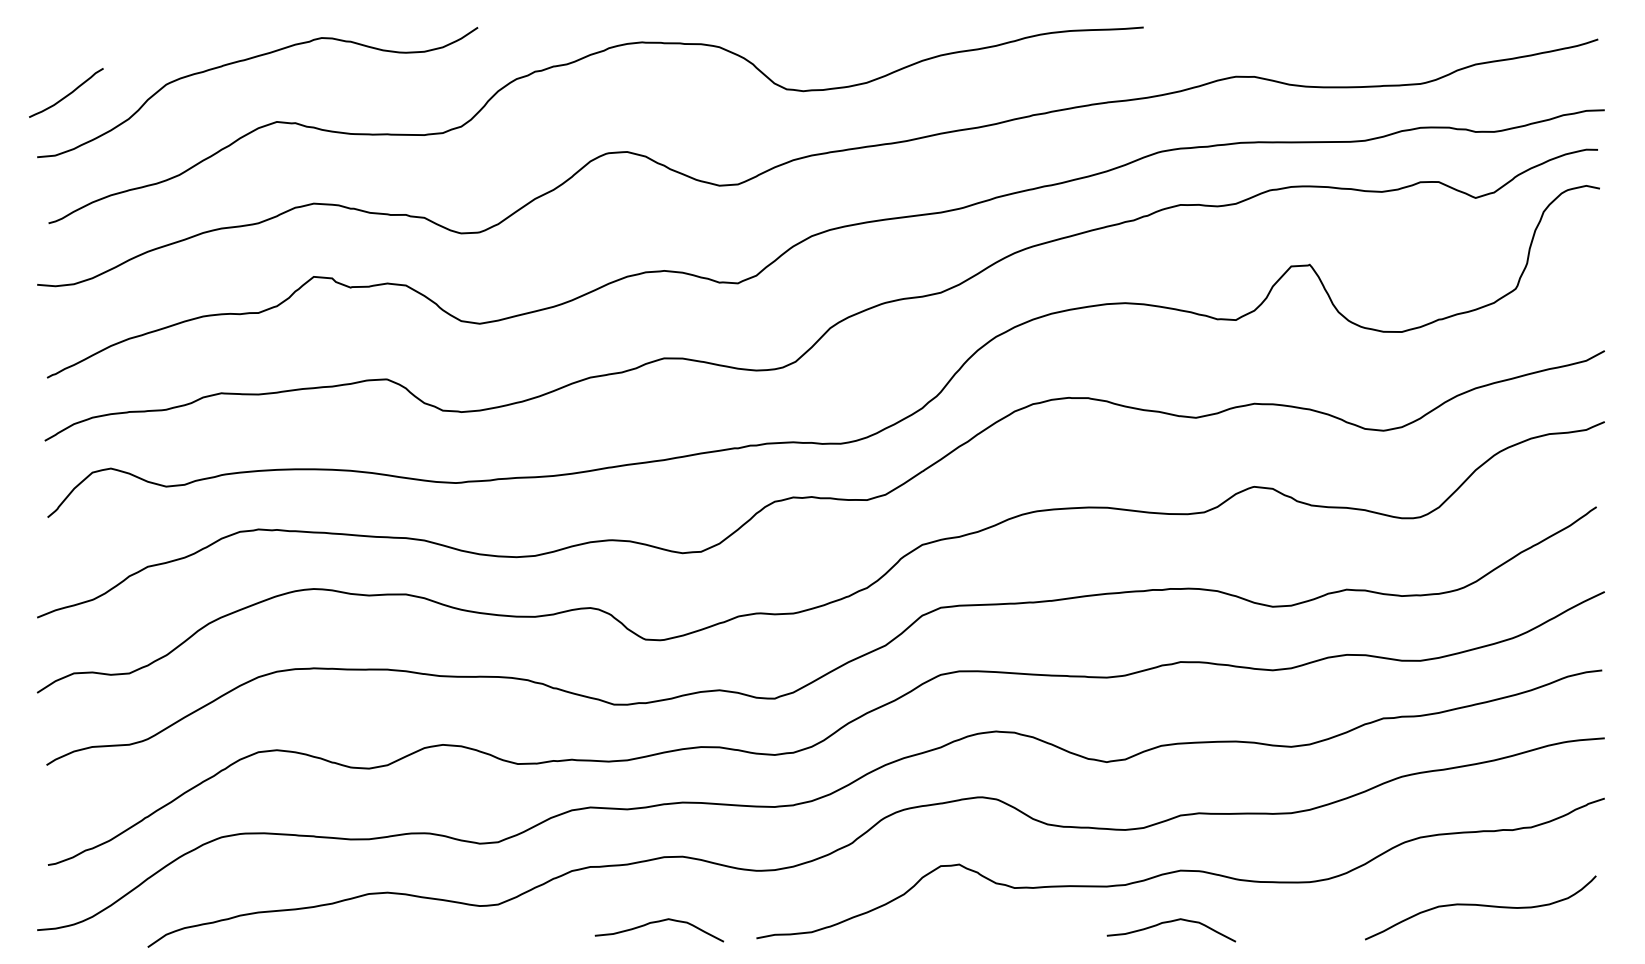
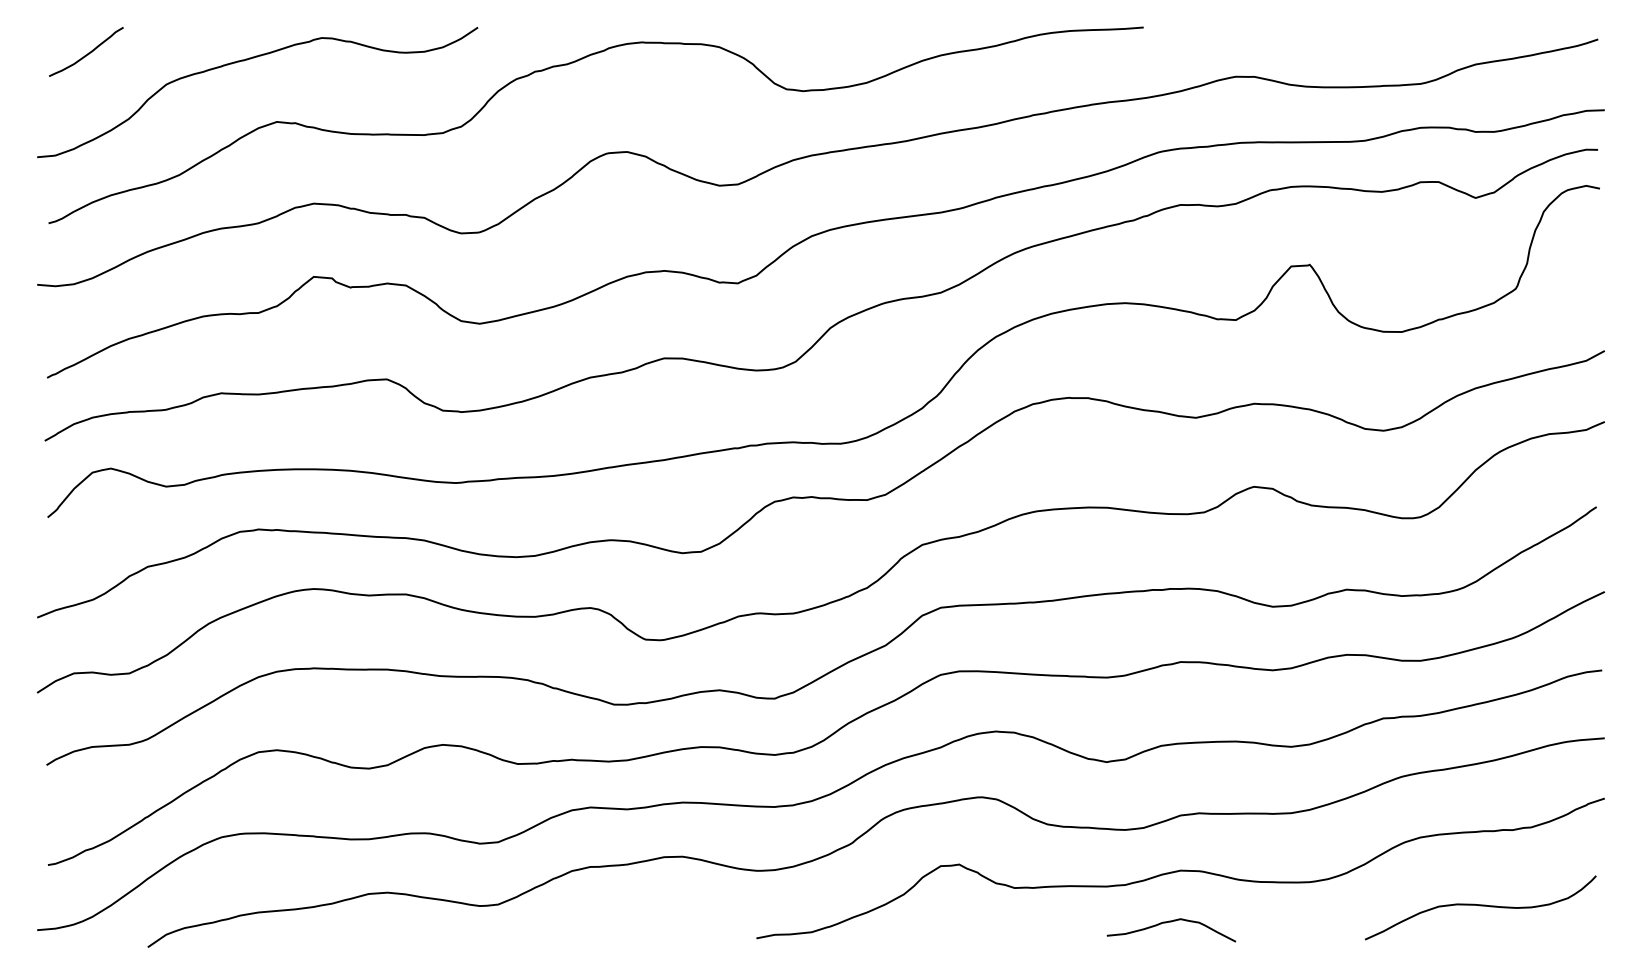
curve position: (68, 93) -> (88, 52) (88, 52)
curve: present -> none (659, 922)
